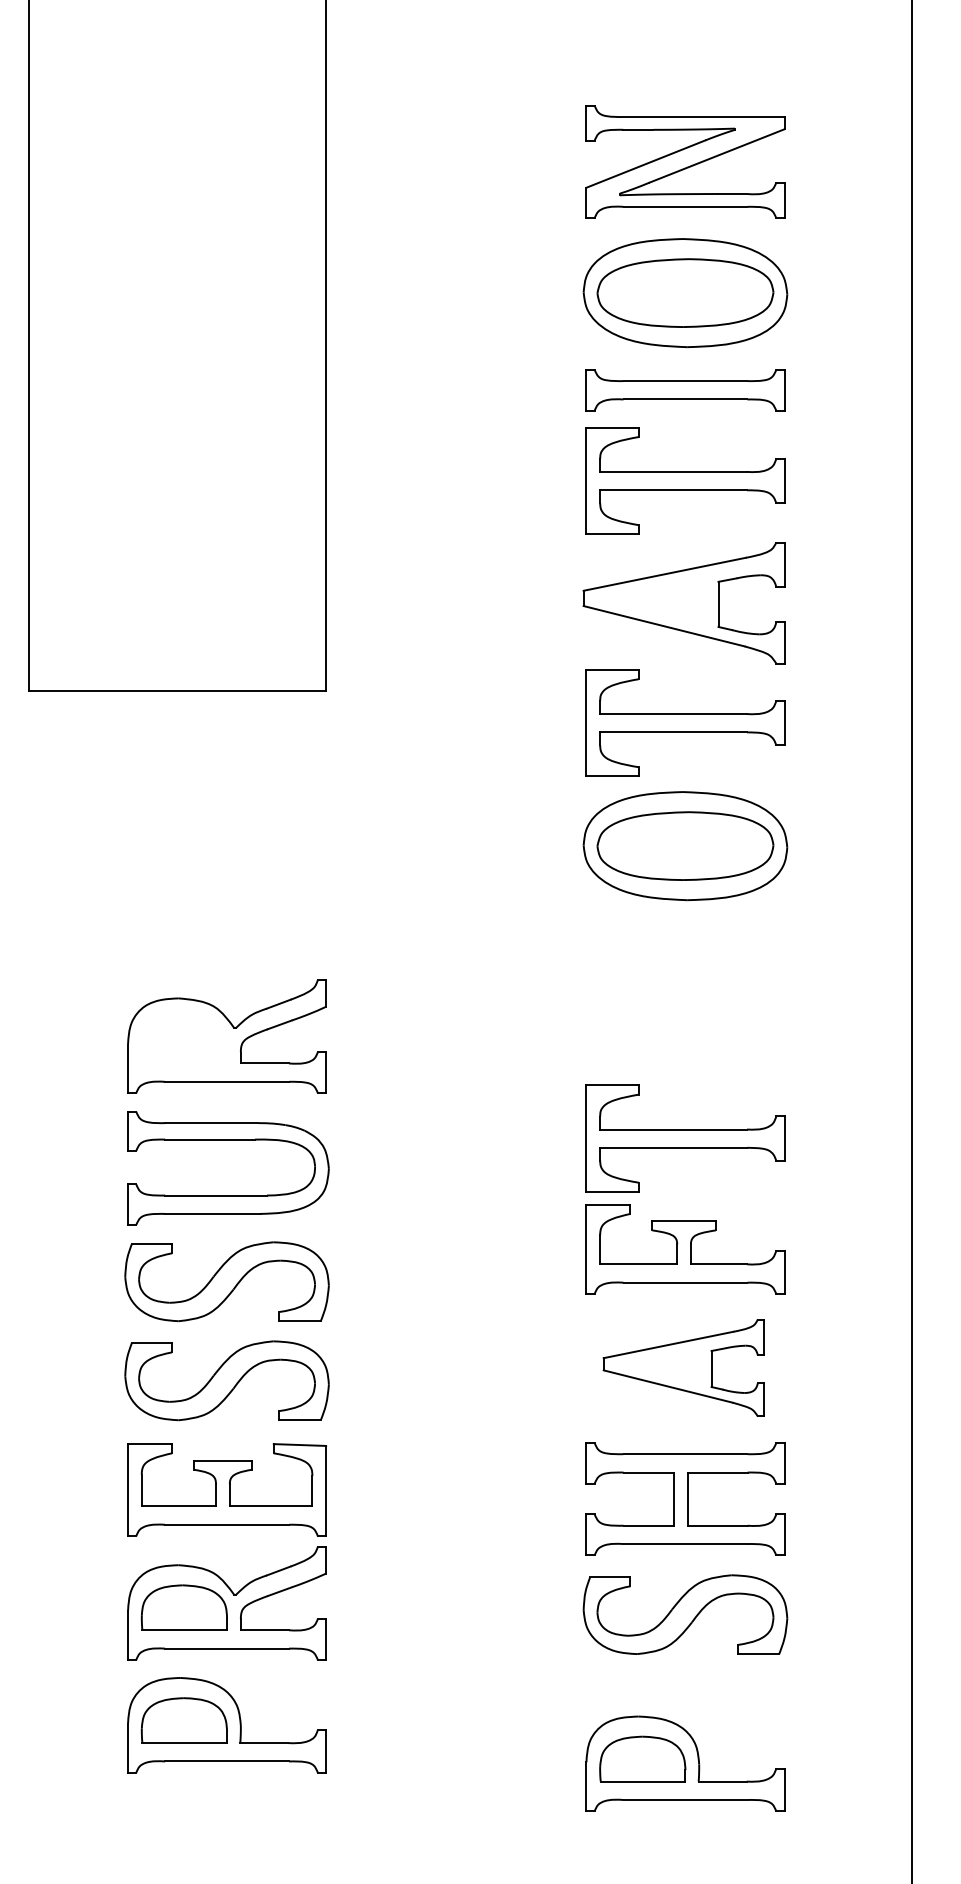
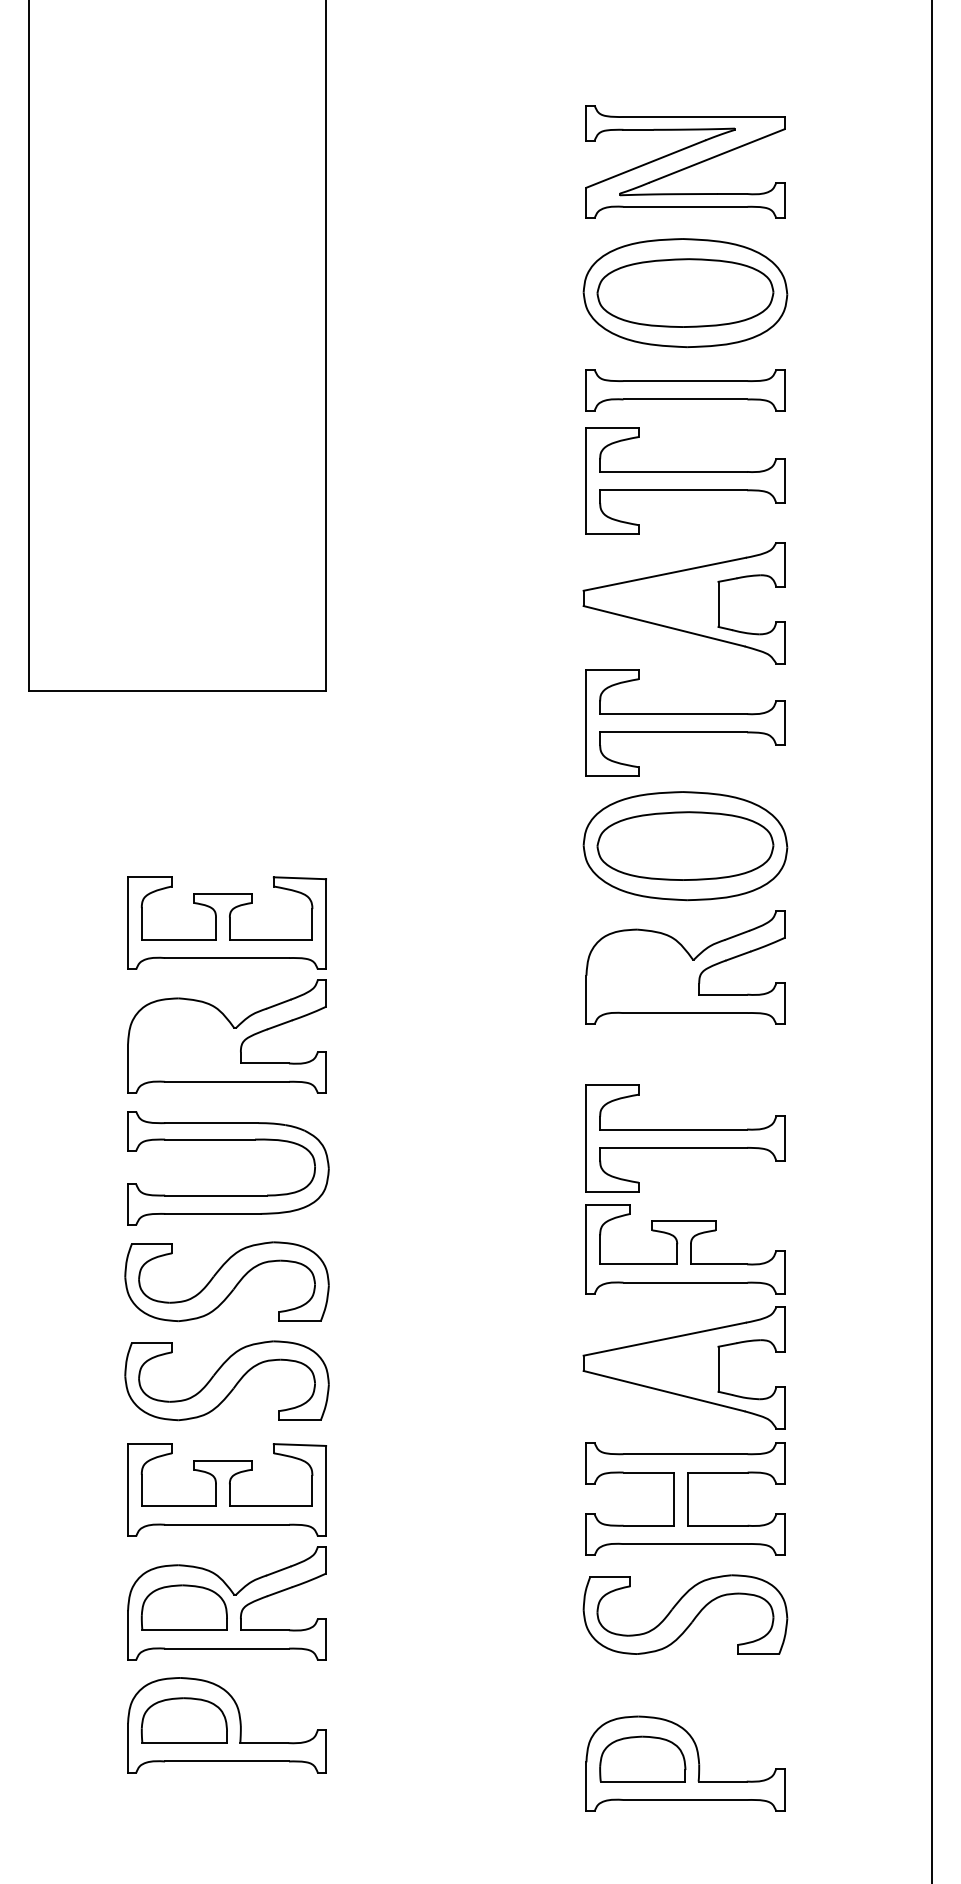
part: none -> present (226, 922)
line position: (912, 941) -> (932, 941) (932, 941)
part: none -> present (685, 967)
part size: 163x98 px -> 204x124 px (683, 1367)
